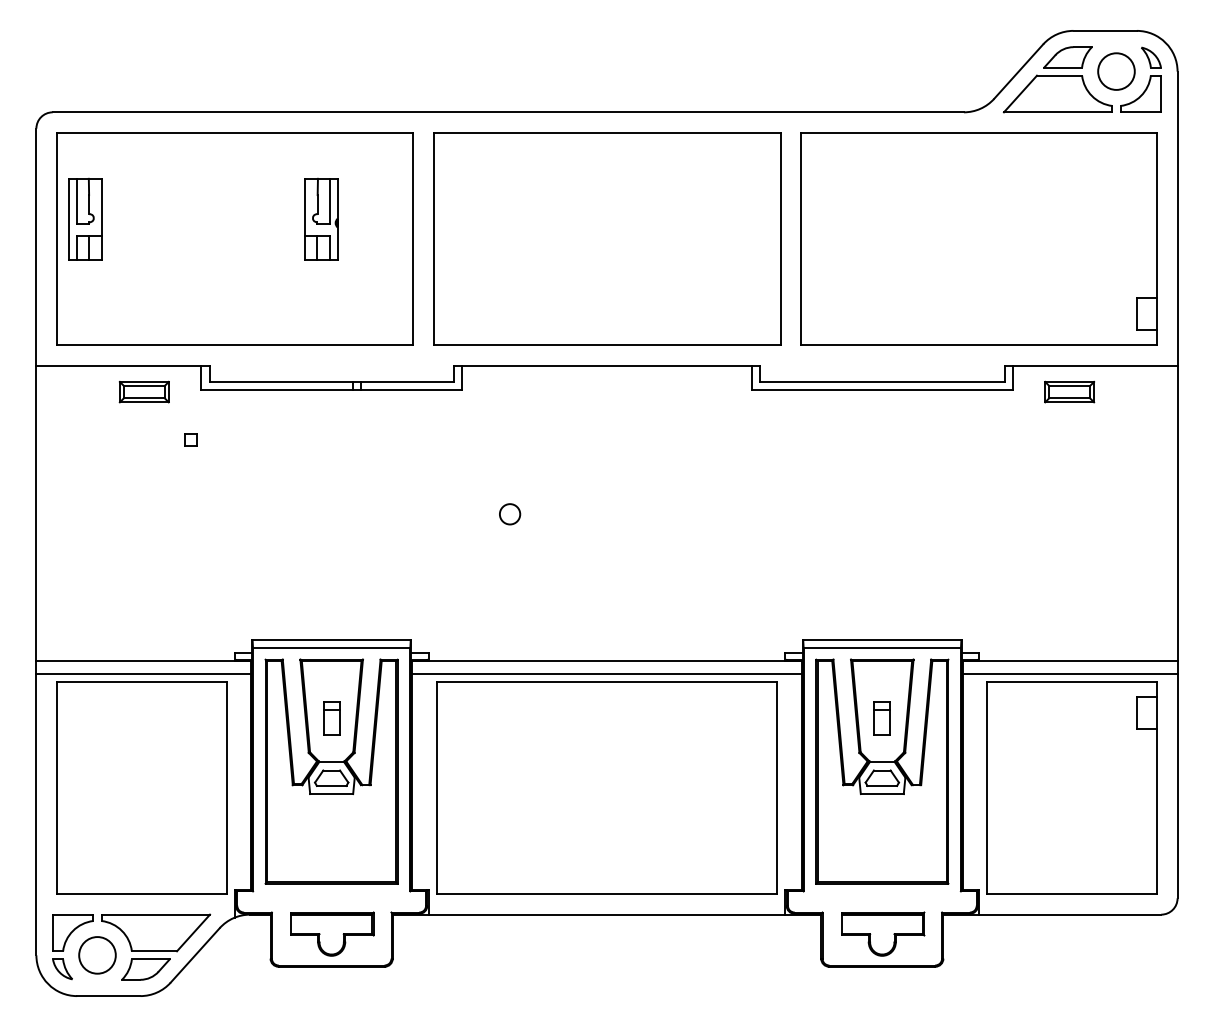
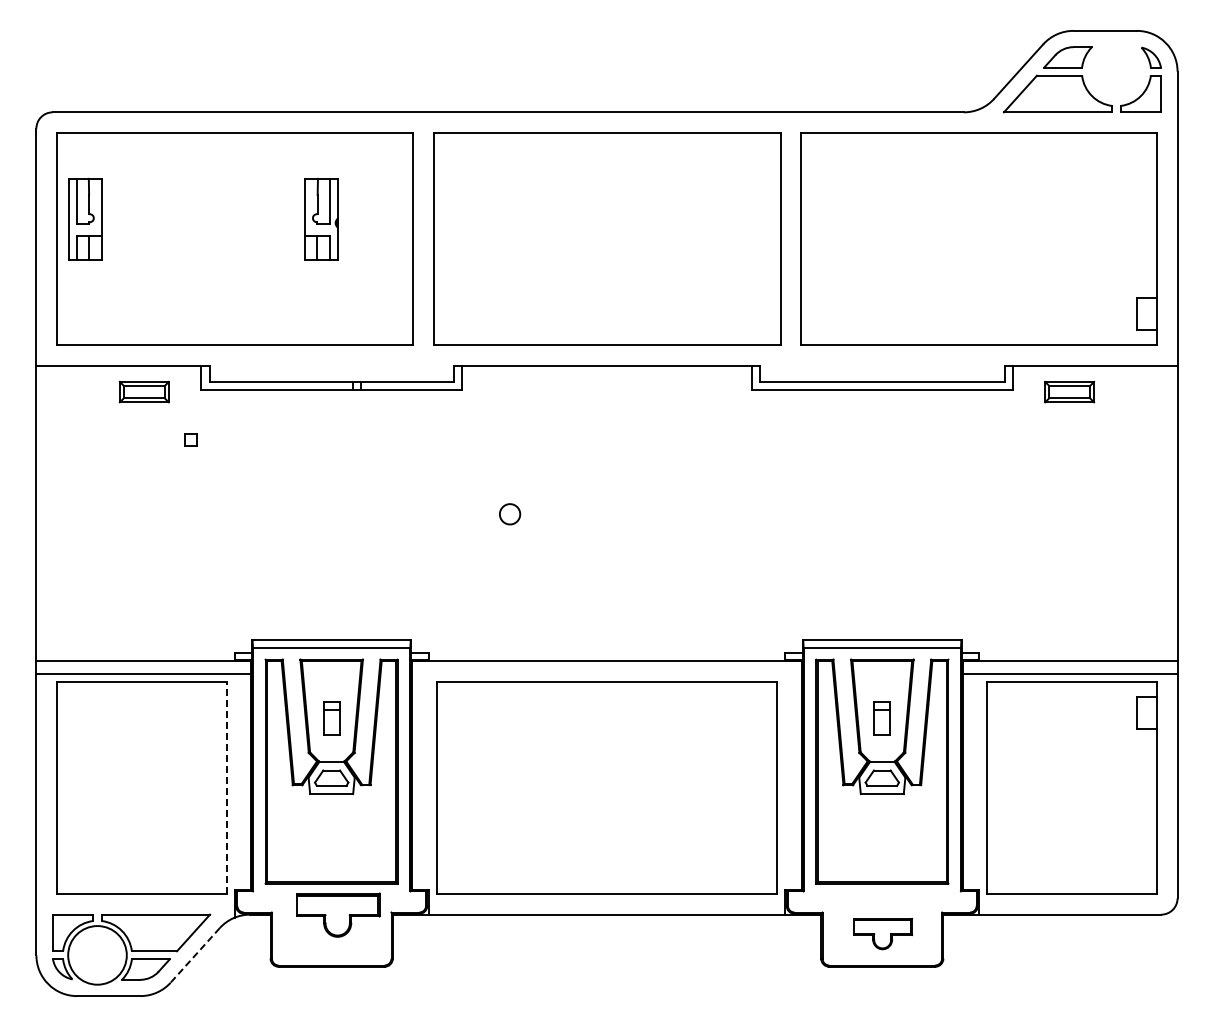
circle: present -> none (1116, 71)
line: present -> none (606, 673)
line: solid -> dashed (226, 787)
part position: (332, 933) -> (338, 914) (338, 914)
part size: 85x46 px -> 60x33 px (882, 934)
circle diameter: 37 px -> 59 px (97, 955)
line: solid -> dashed (195, 955)
